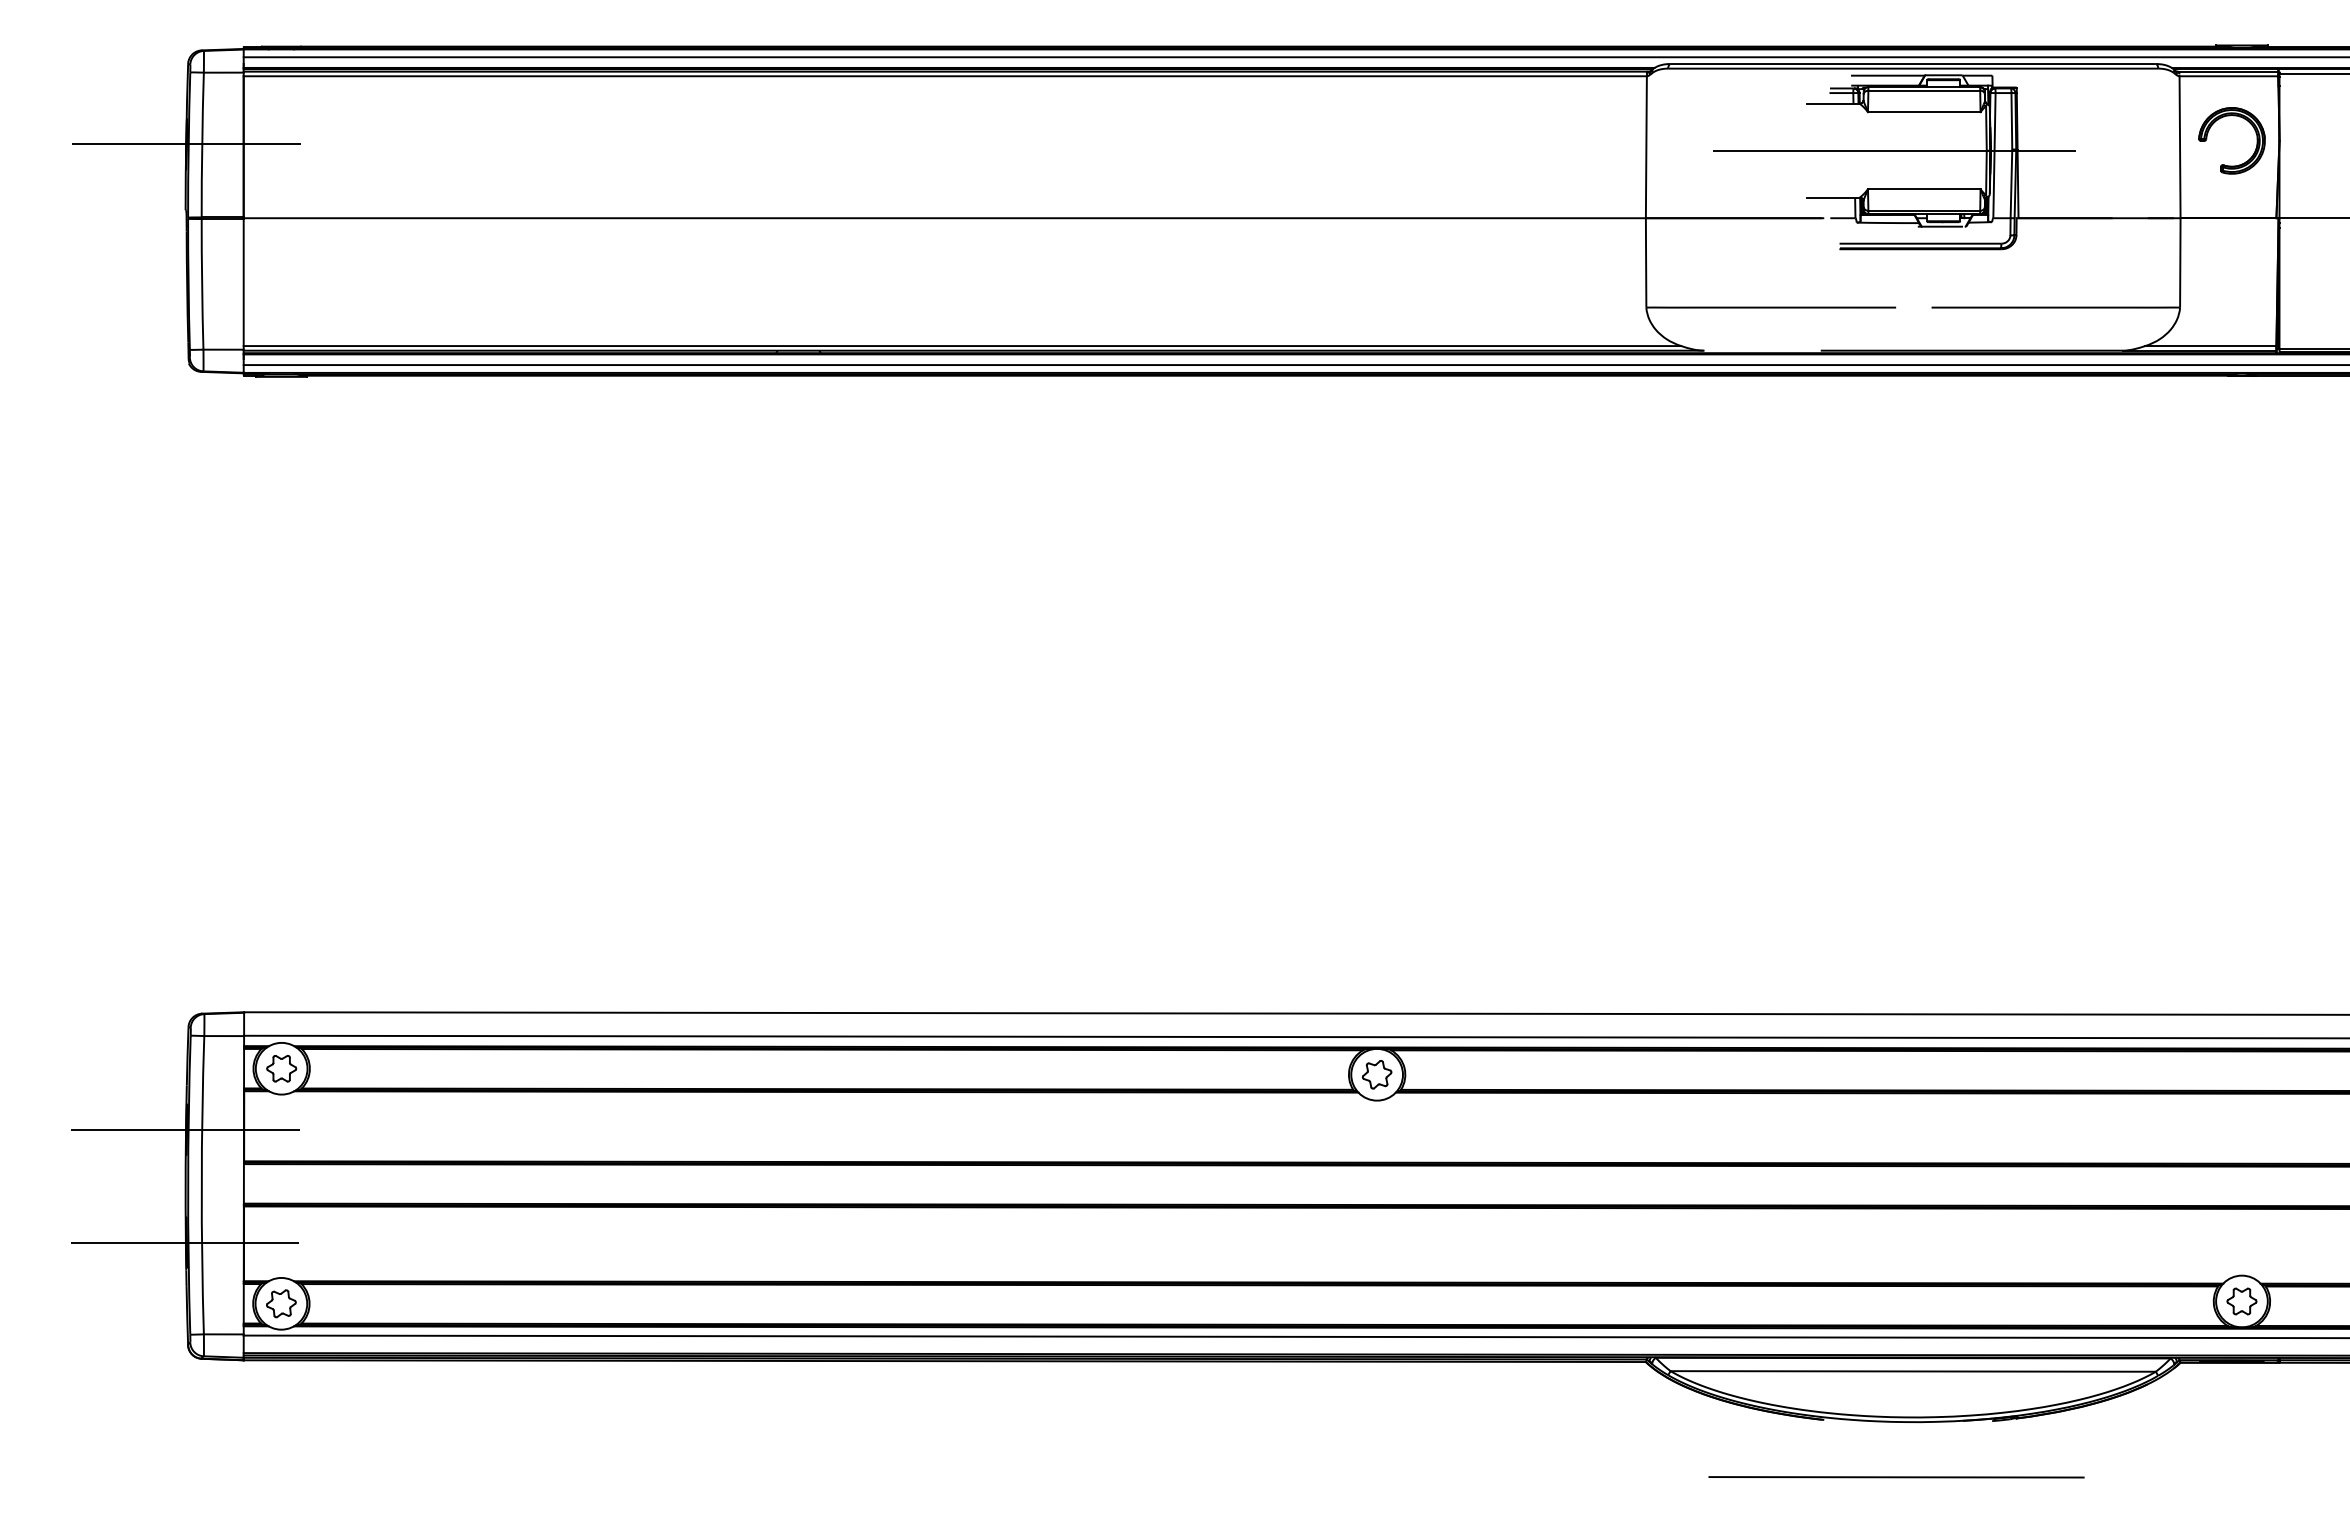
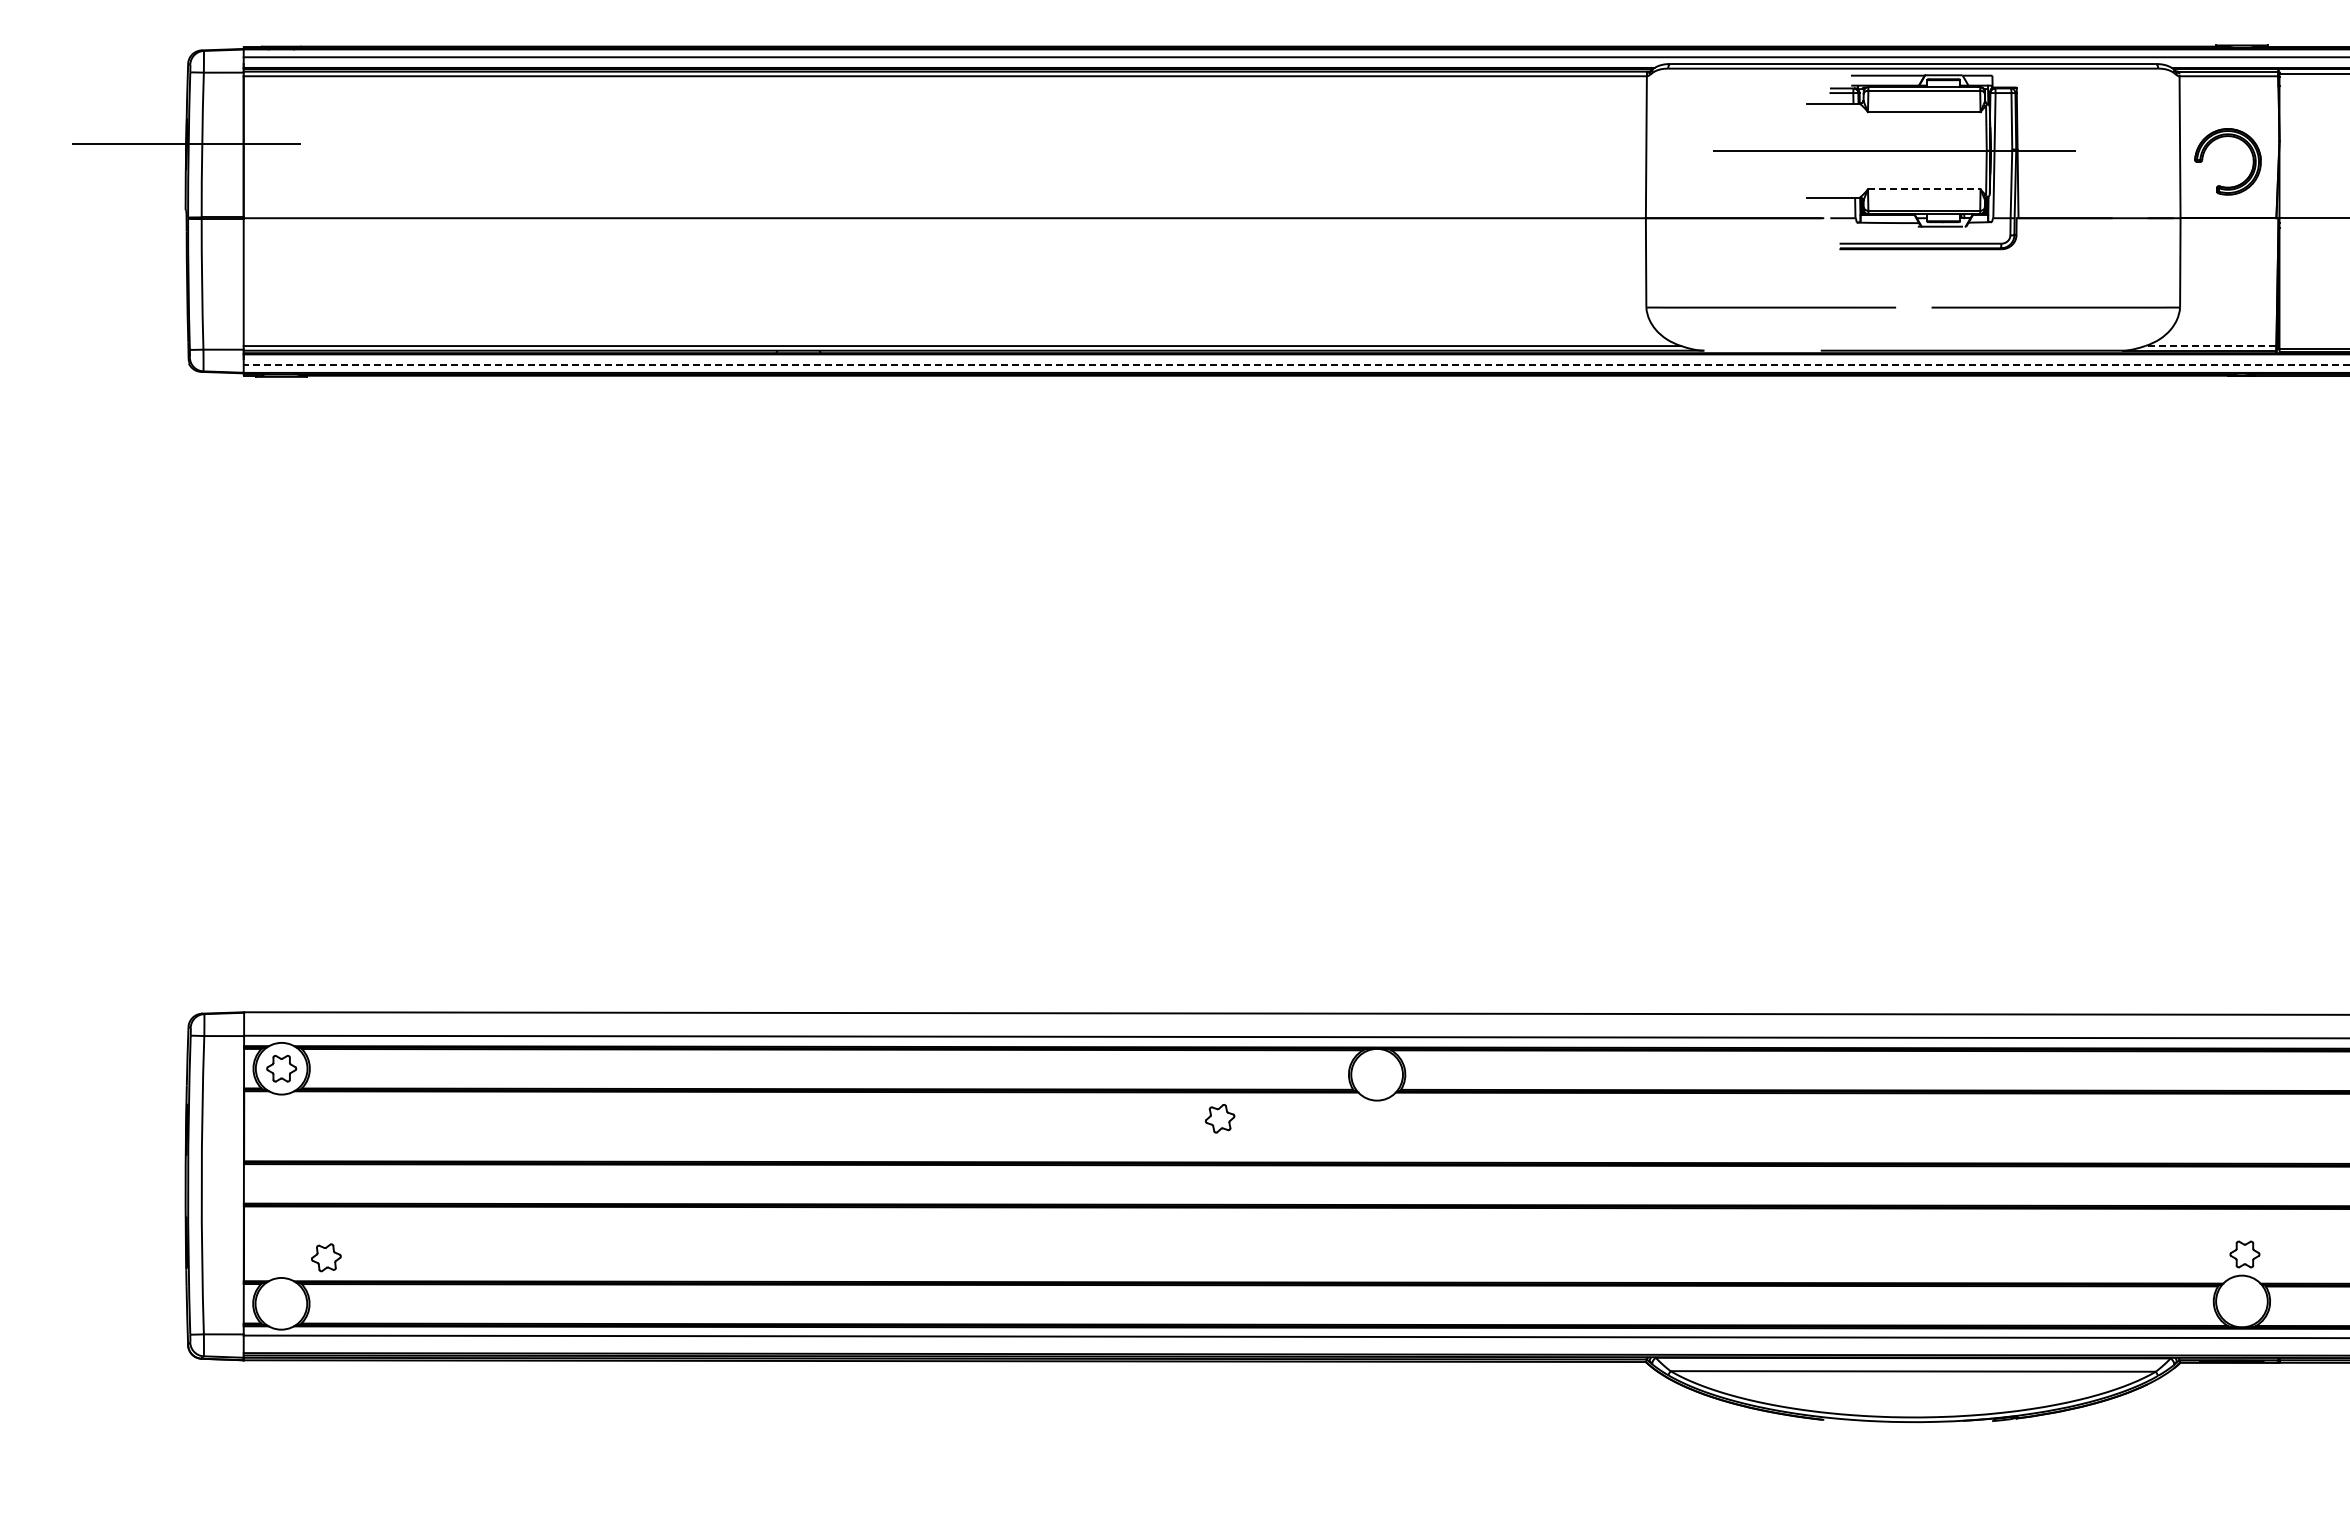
part position: (2218, 120) -> (2214, 141) (2214, 141)
line: solid -> dashed (1924, 189)
line: solid -> dashed (2210, 346)
line: solid -> dashed (1296, 365)
part position: (1376, 1074) -> (1219, 1118) (1219, 1118)
line: present -> none (184, 1129)
line: present -> none (184, 1242)
part position: (2241, 1301) -> (2244, 1254) (2244, 1254)
part position: (281, 1303) -> (326, 1257) (326, 1257)
line: present -> none (1896, 1477)
